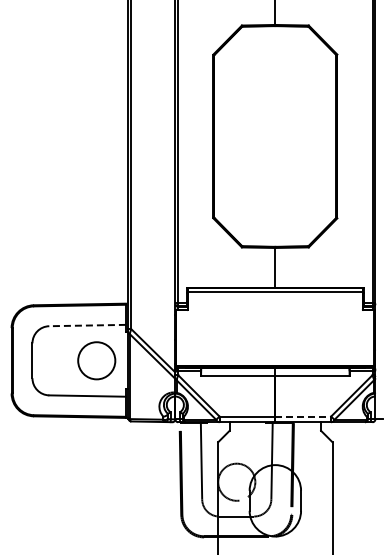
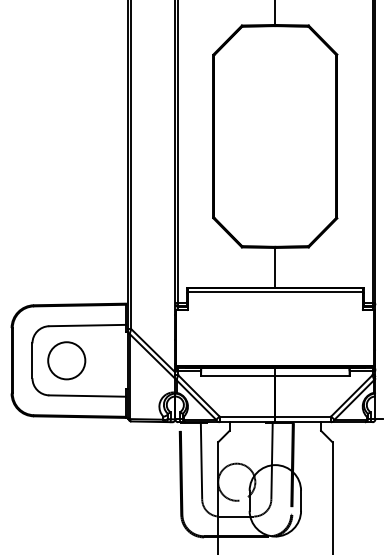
line: dashed -> solid (87, 325)
circle position: (96, 360) -> (66, 360) (66, 360)
line: dashed -> solid (303, 416)
